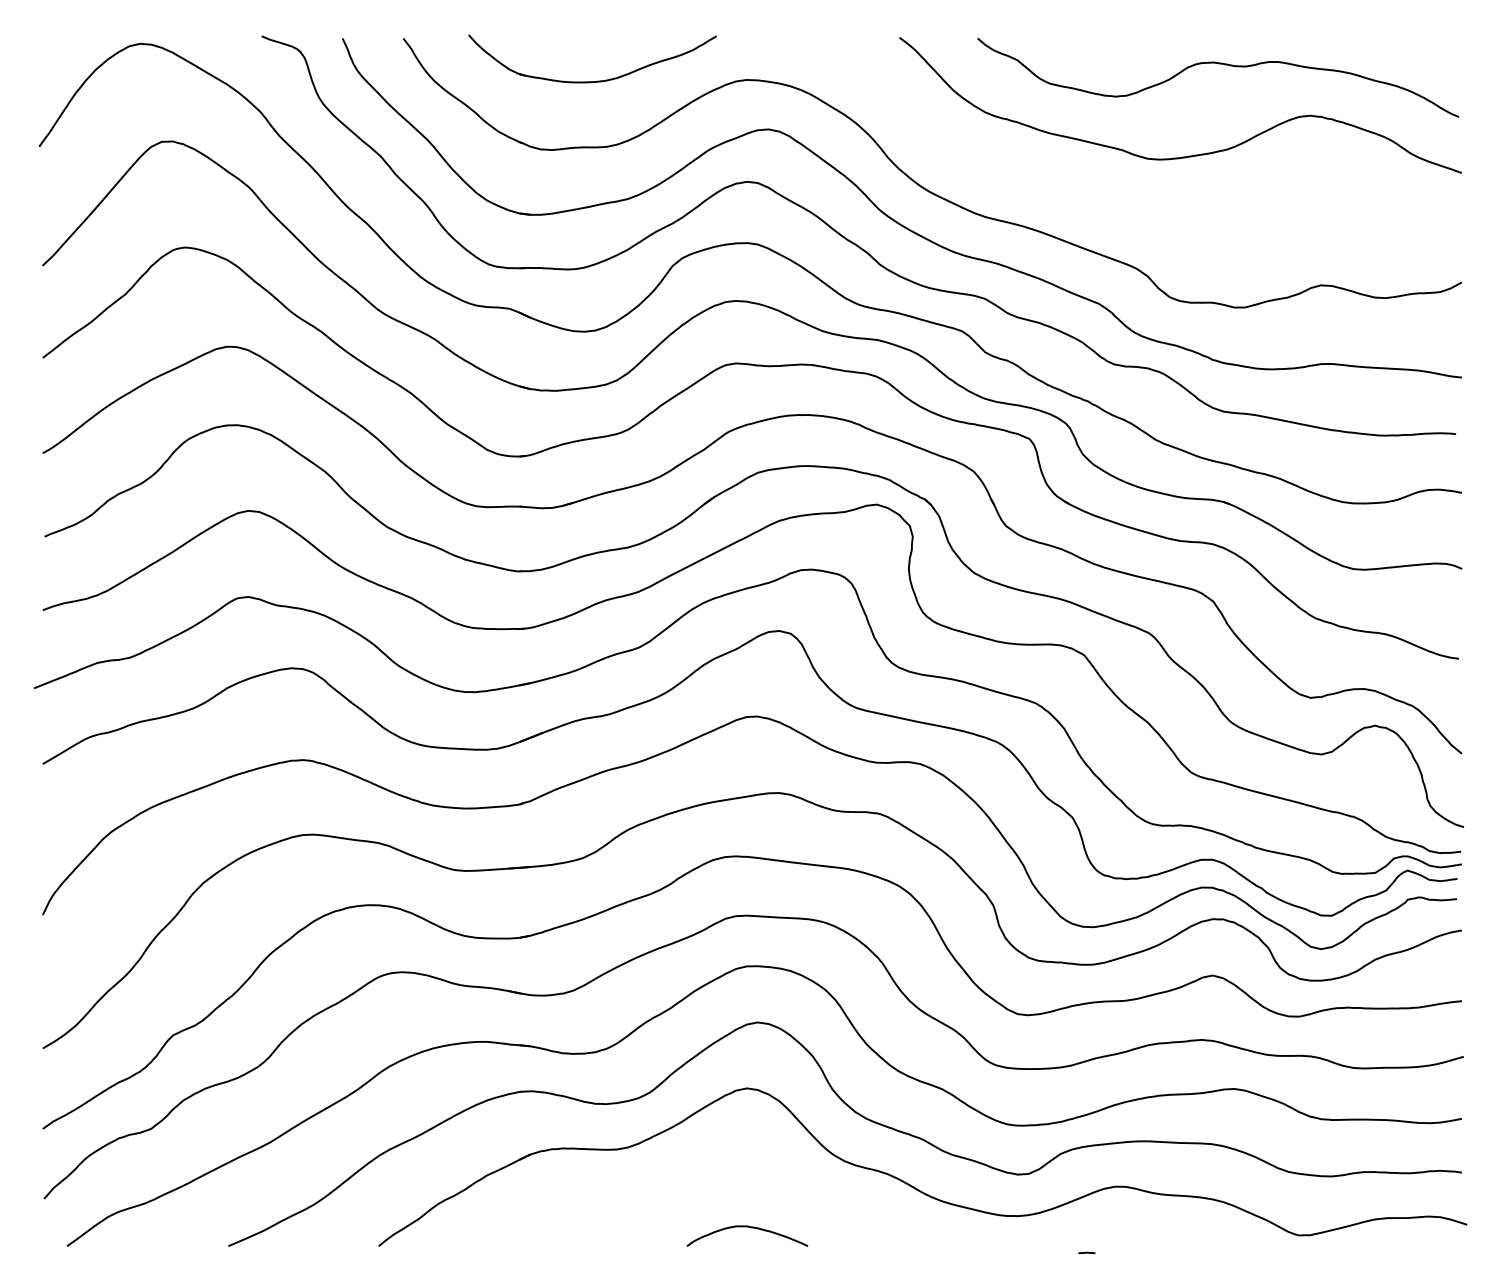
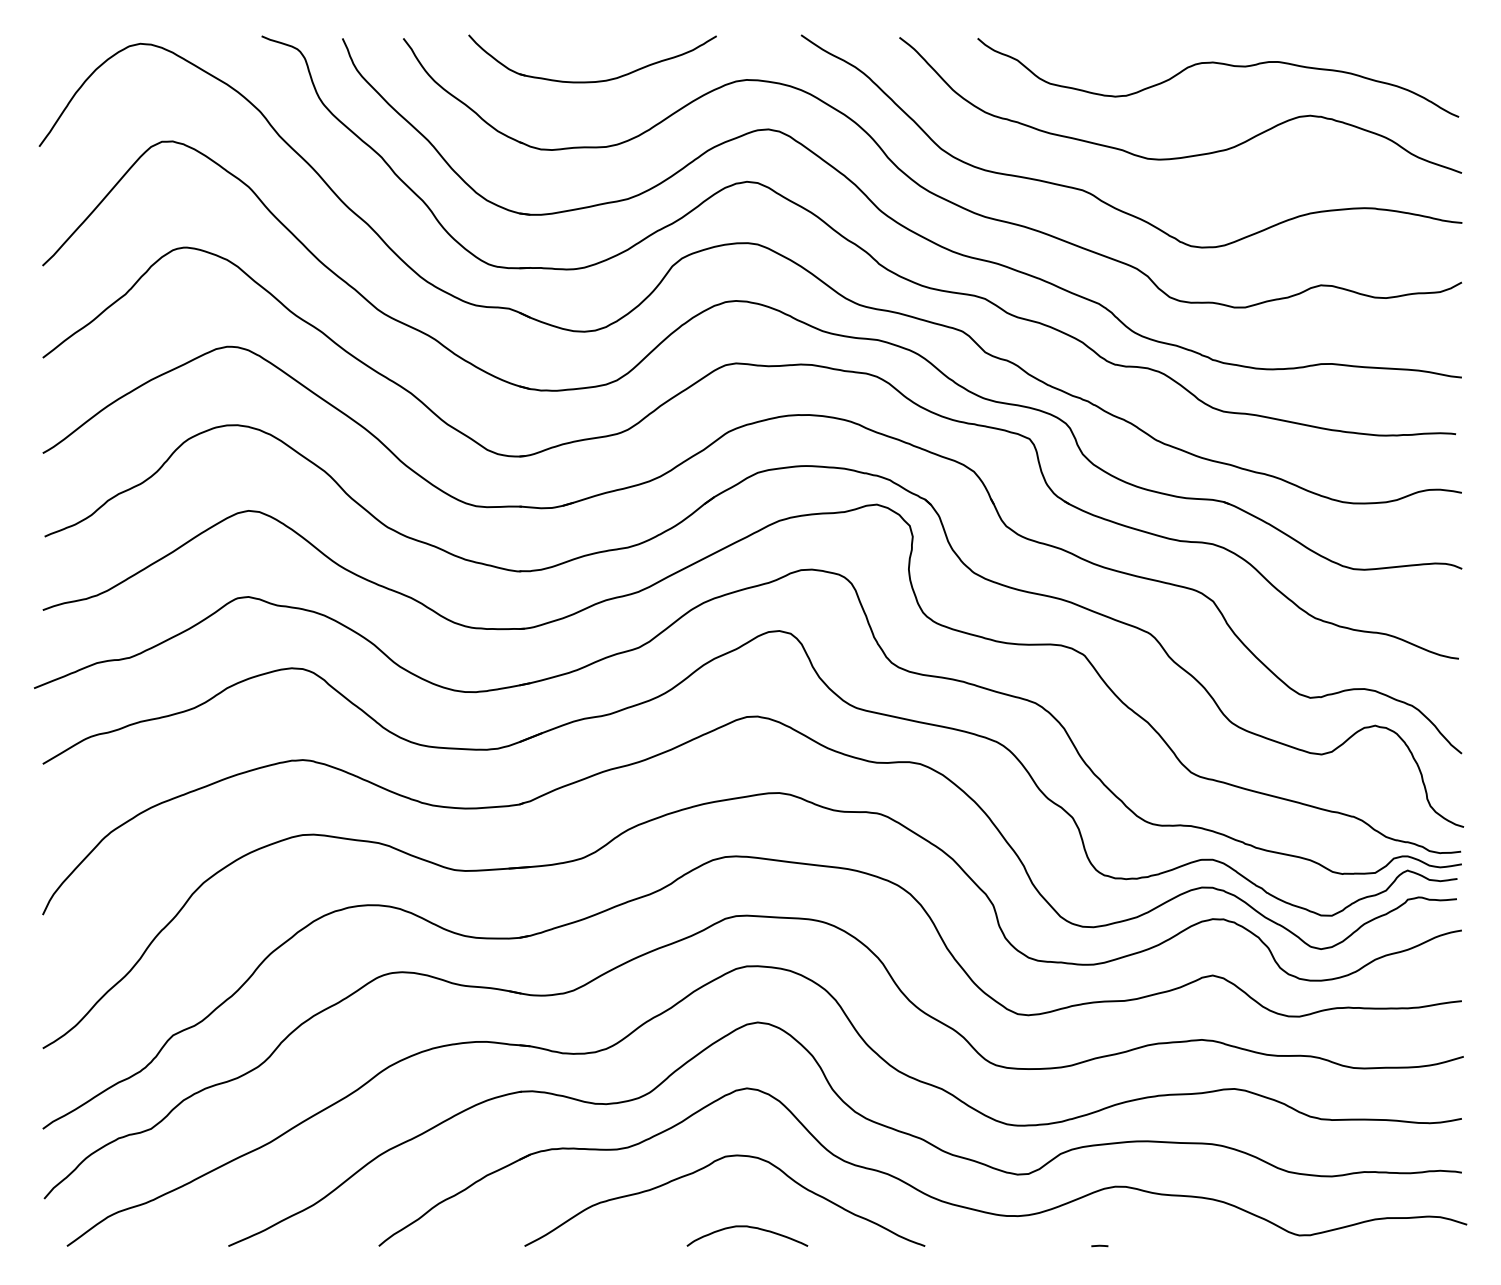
curve: none -> present (1095, 195)
curve: none -> present (708, 1166)
line position: (1086, 1252) -> (1099, 1245) (1099, 1245)
